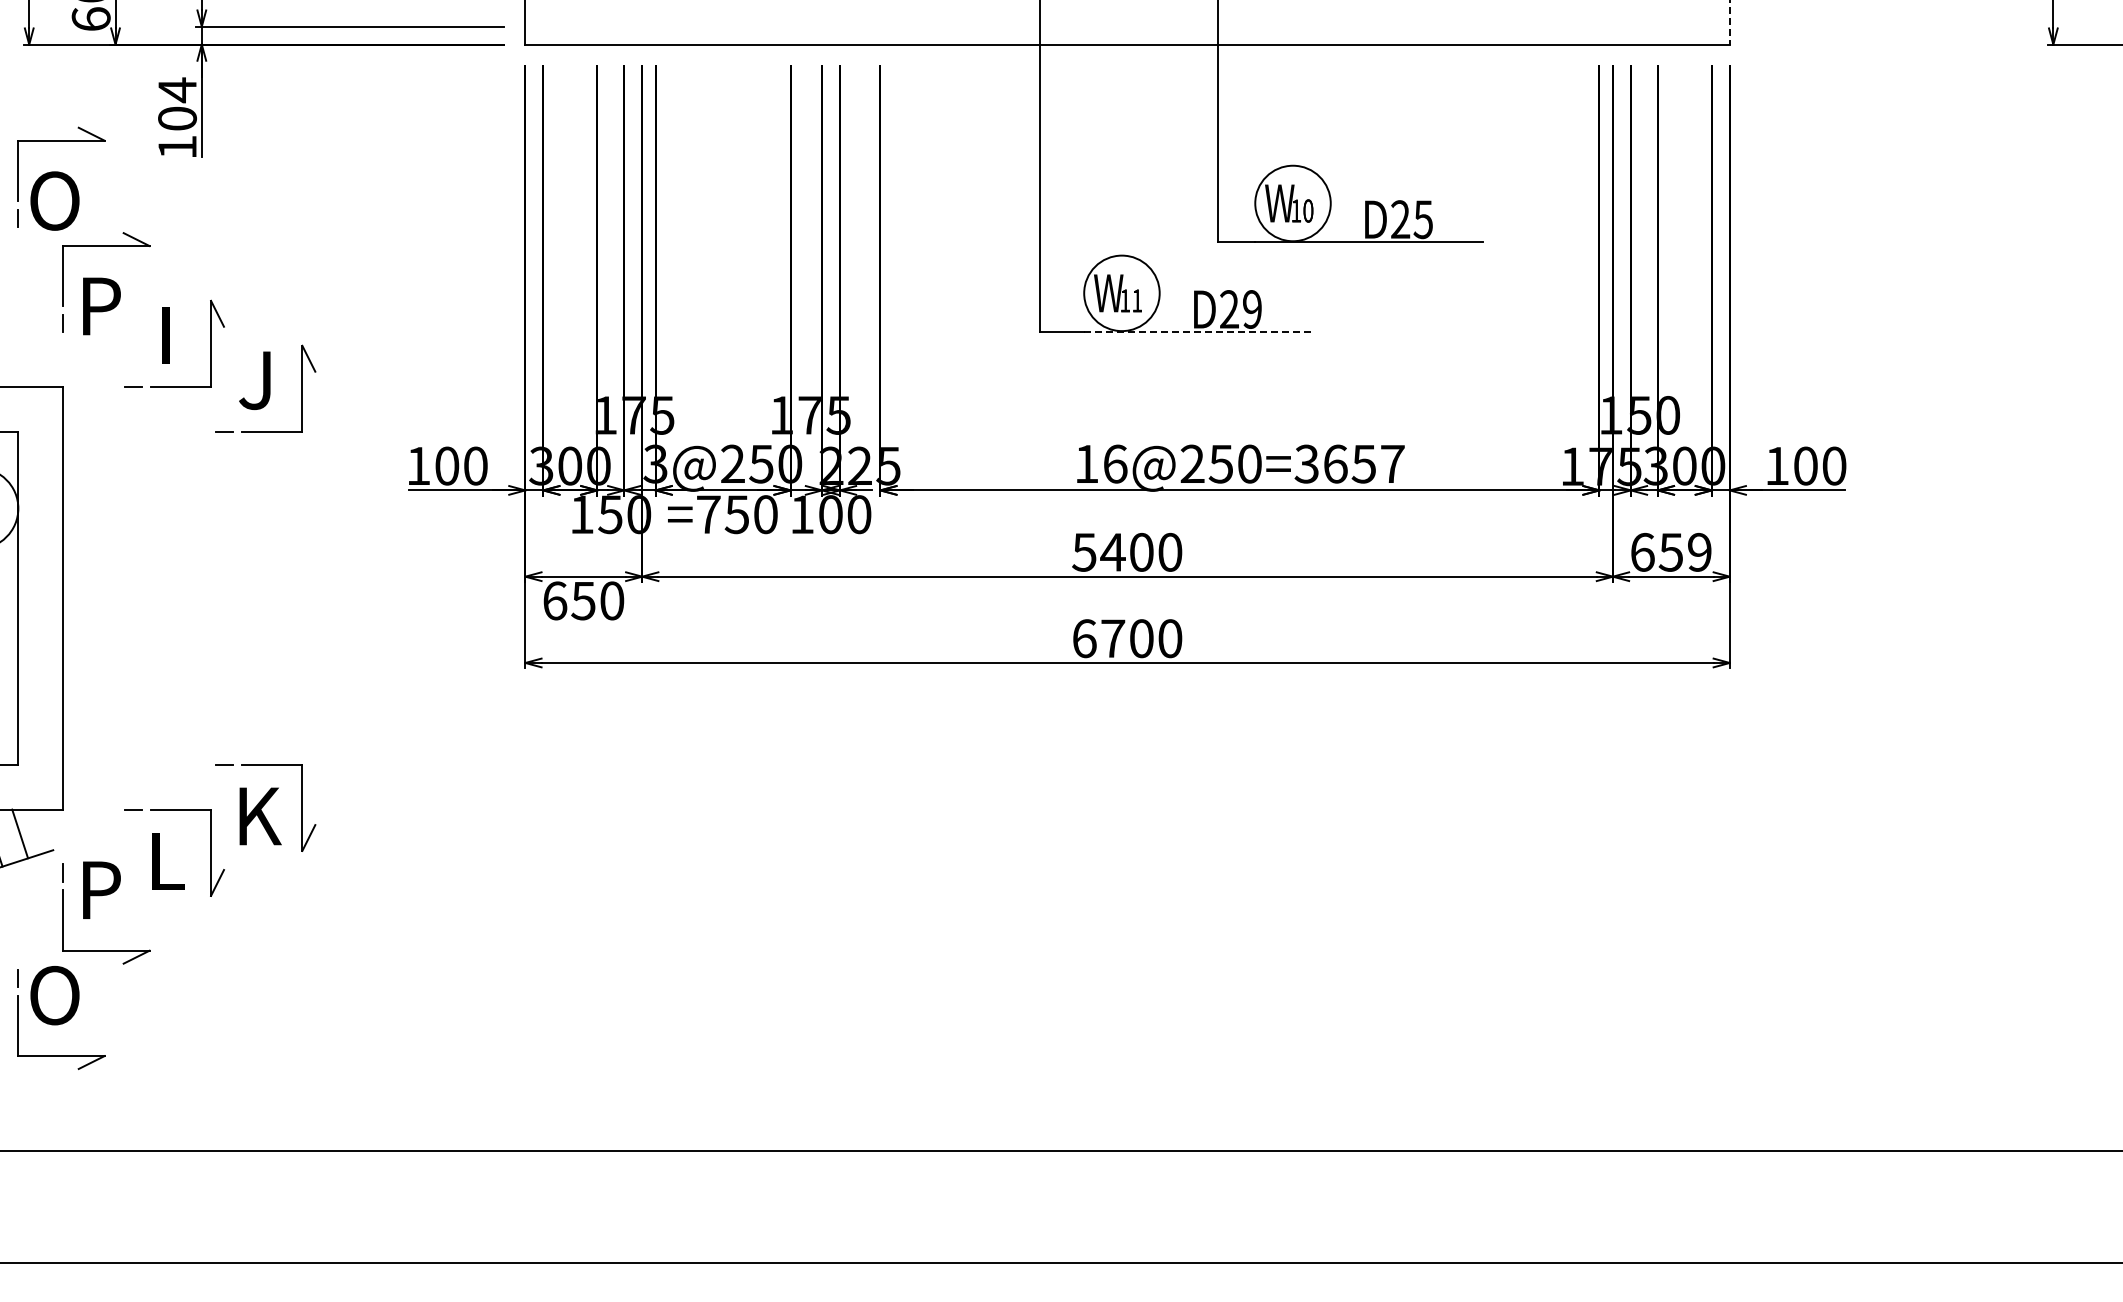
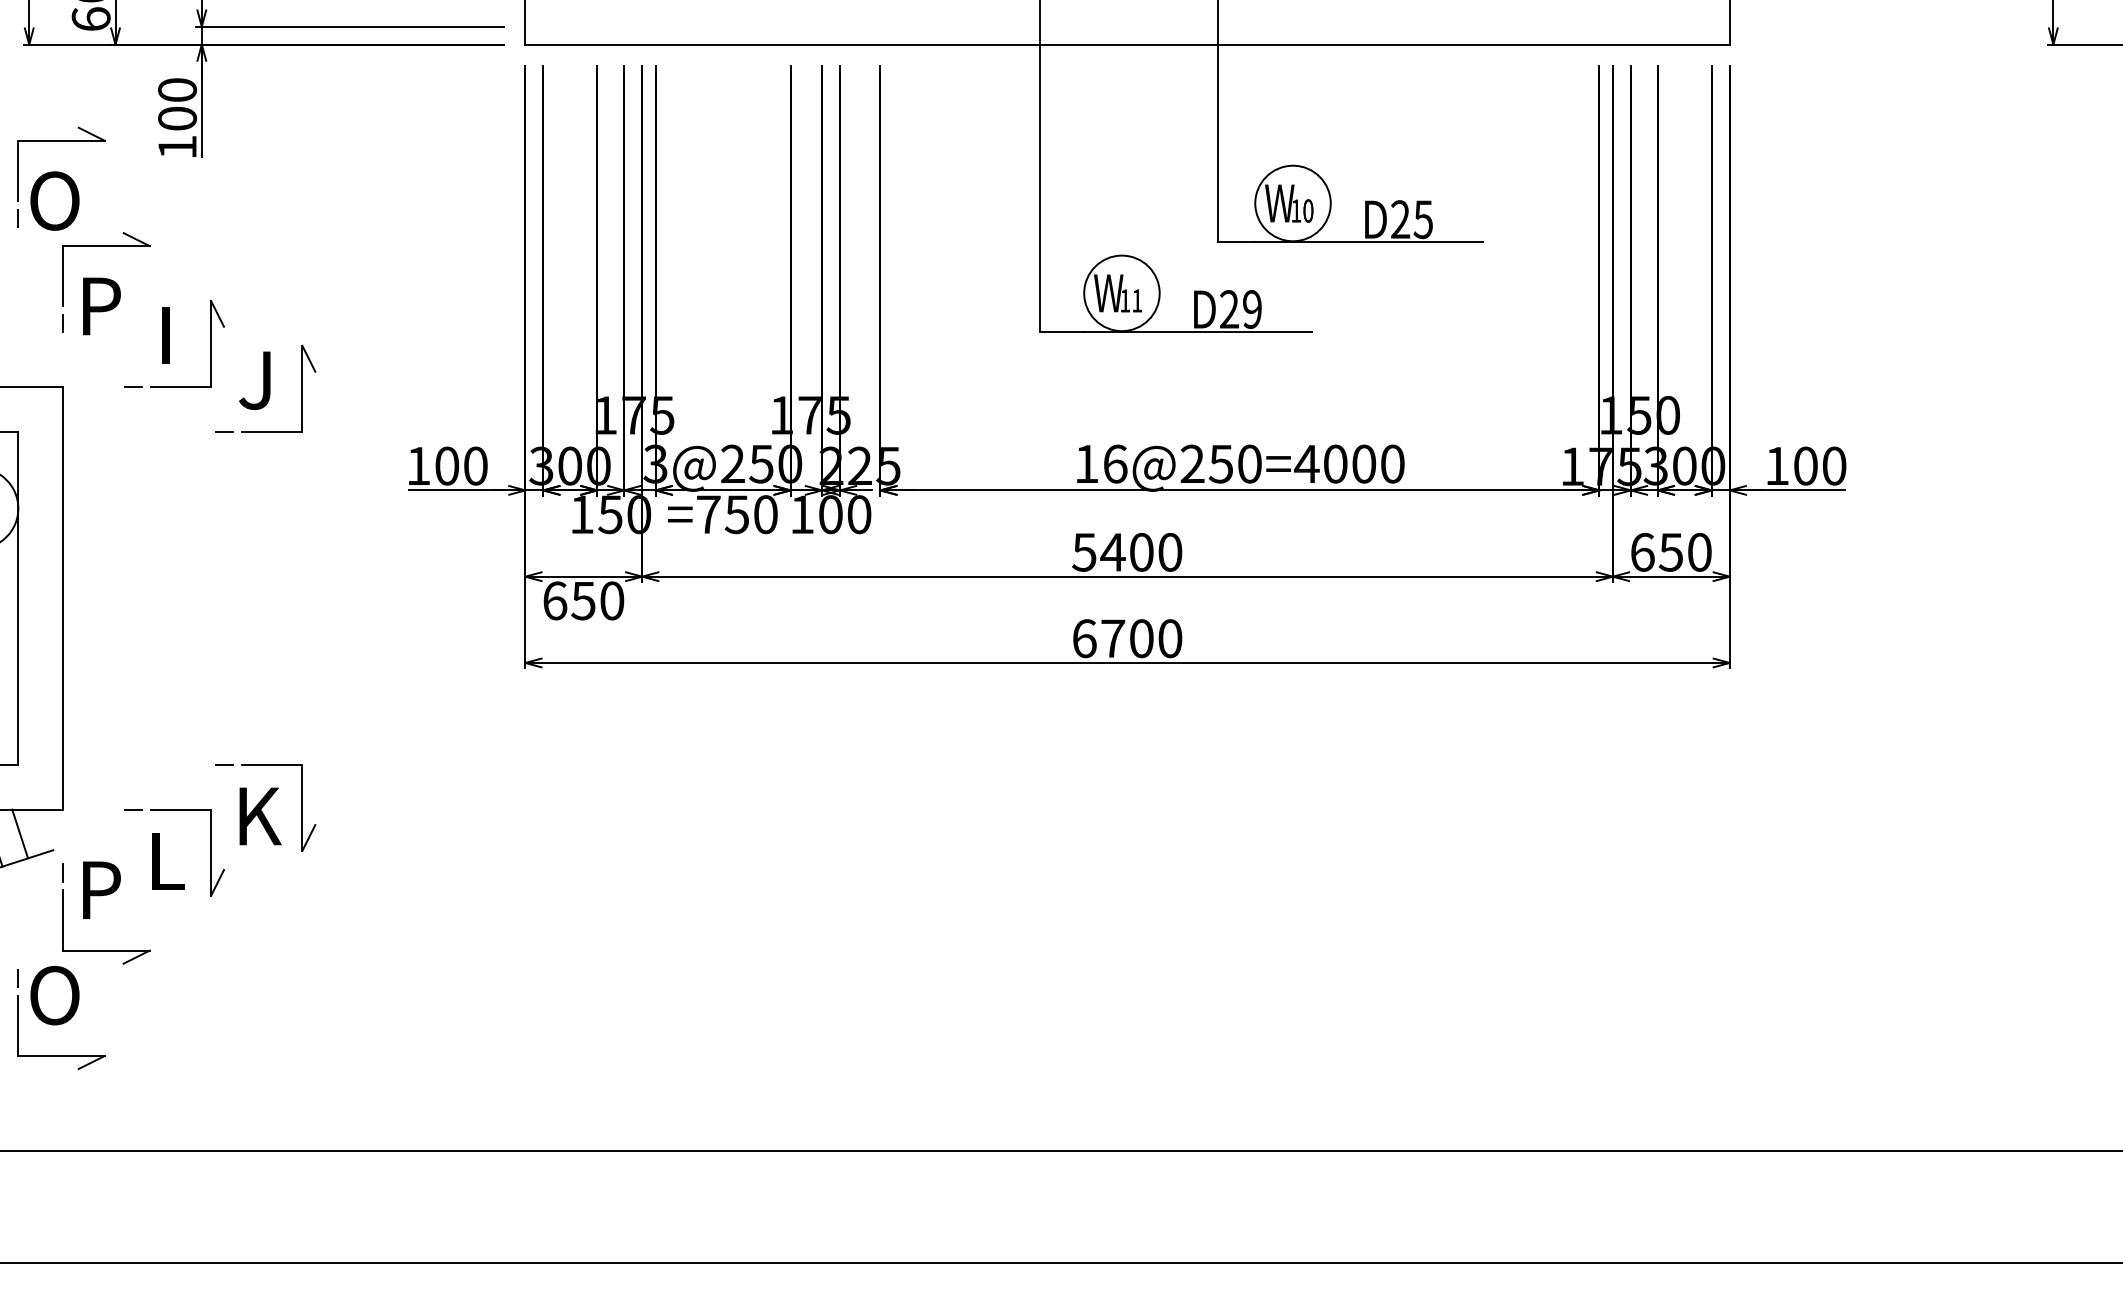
line: dashed -> solid (1729, 22)
text: 104 -> 100 (177, 90)
line: dashed -> solid (1198, 332)
text: 16@250=3657 -> 16@250=4000 (1349, 463)
text: 659 -> 650 (1699, 552)
